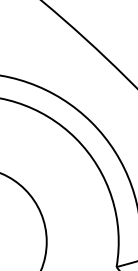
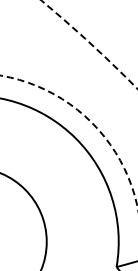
arc: solid -> dashed (89, 42)
arc: solid -> dashed (89, 120)
